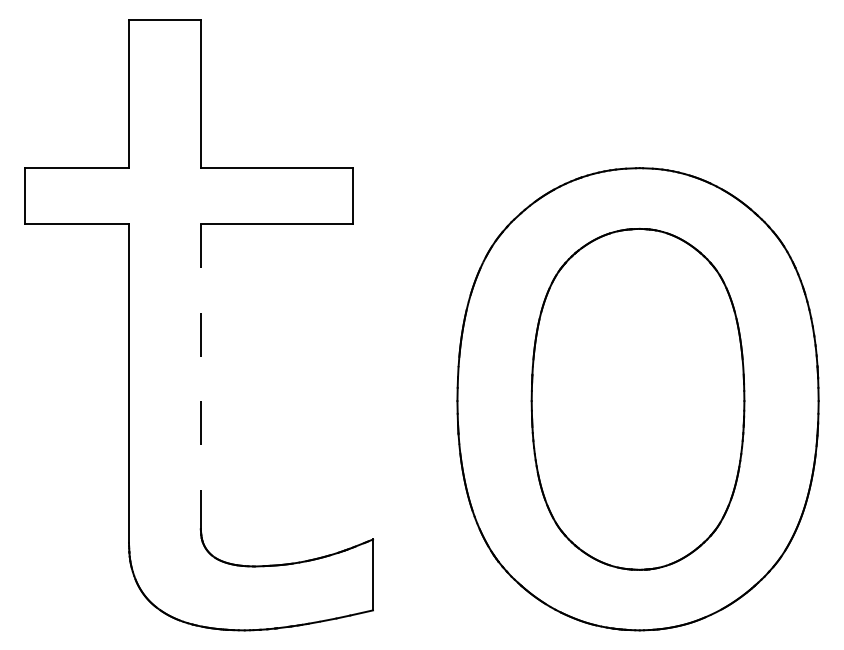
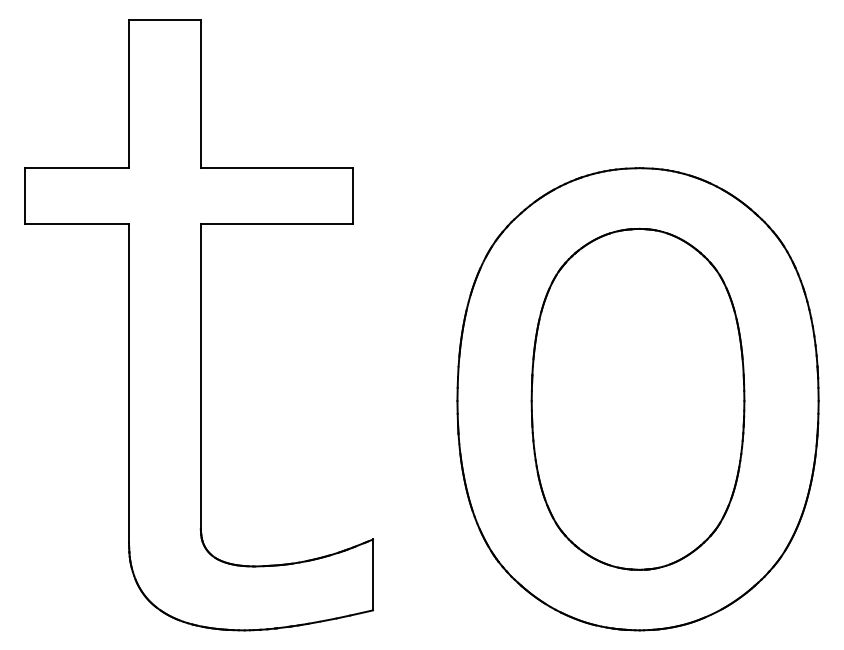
line: dashed -> solid (200, 376)
